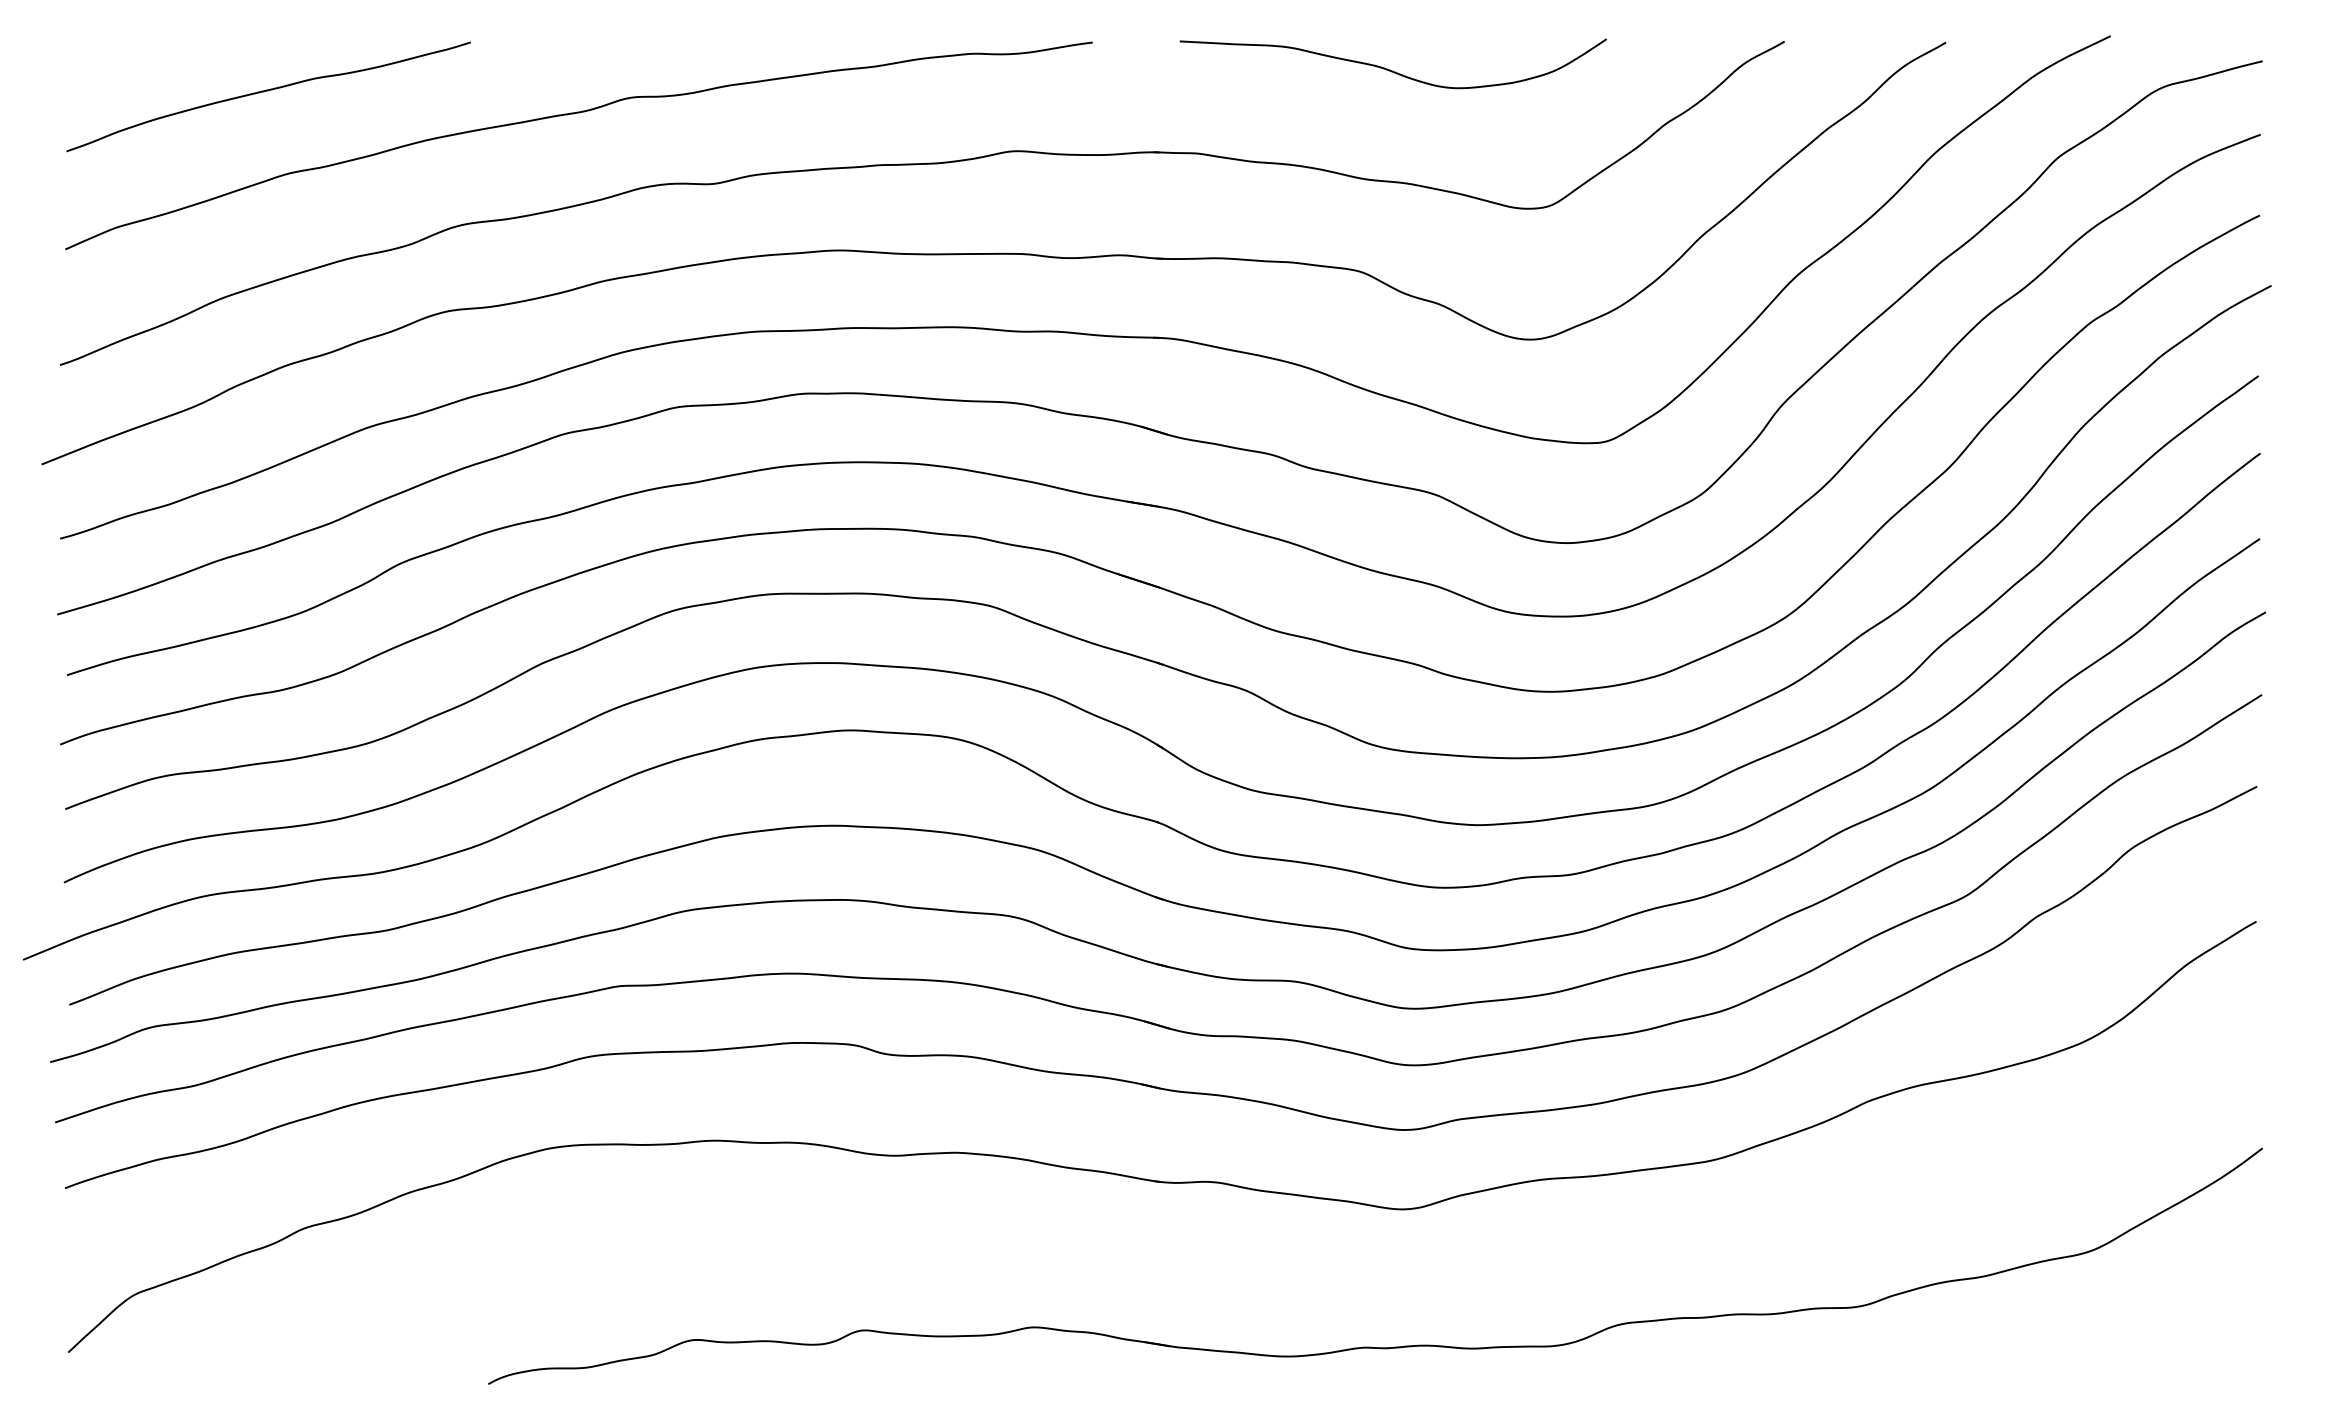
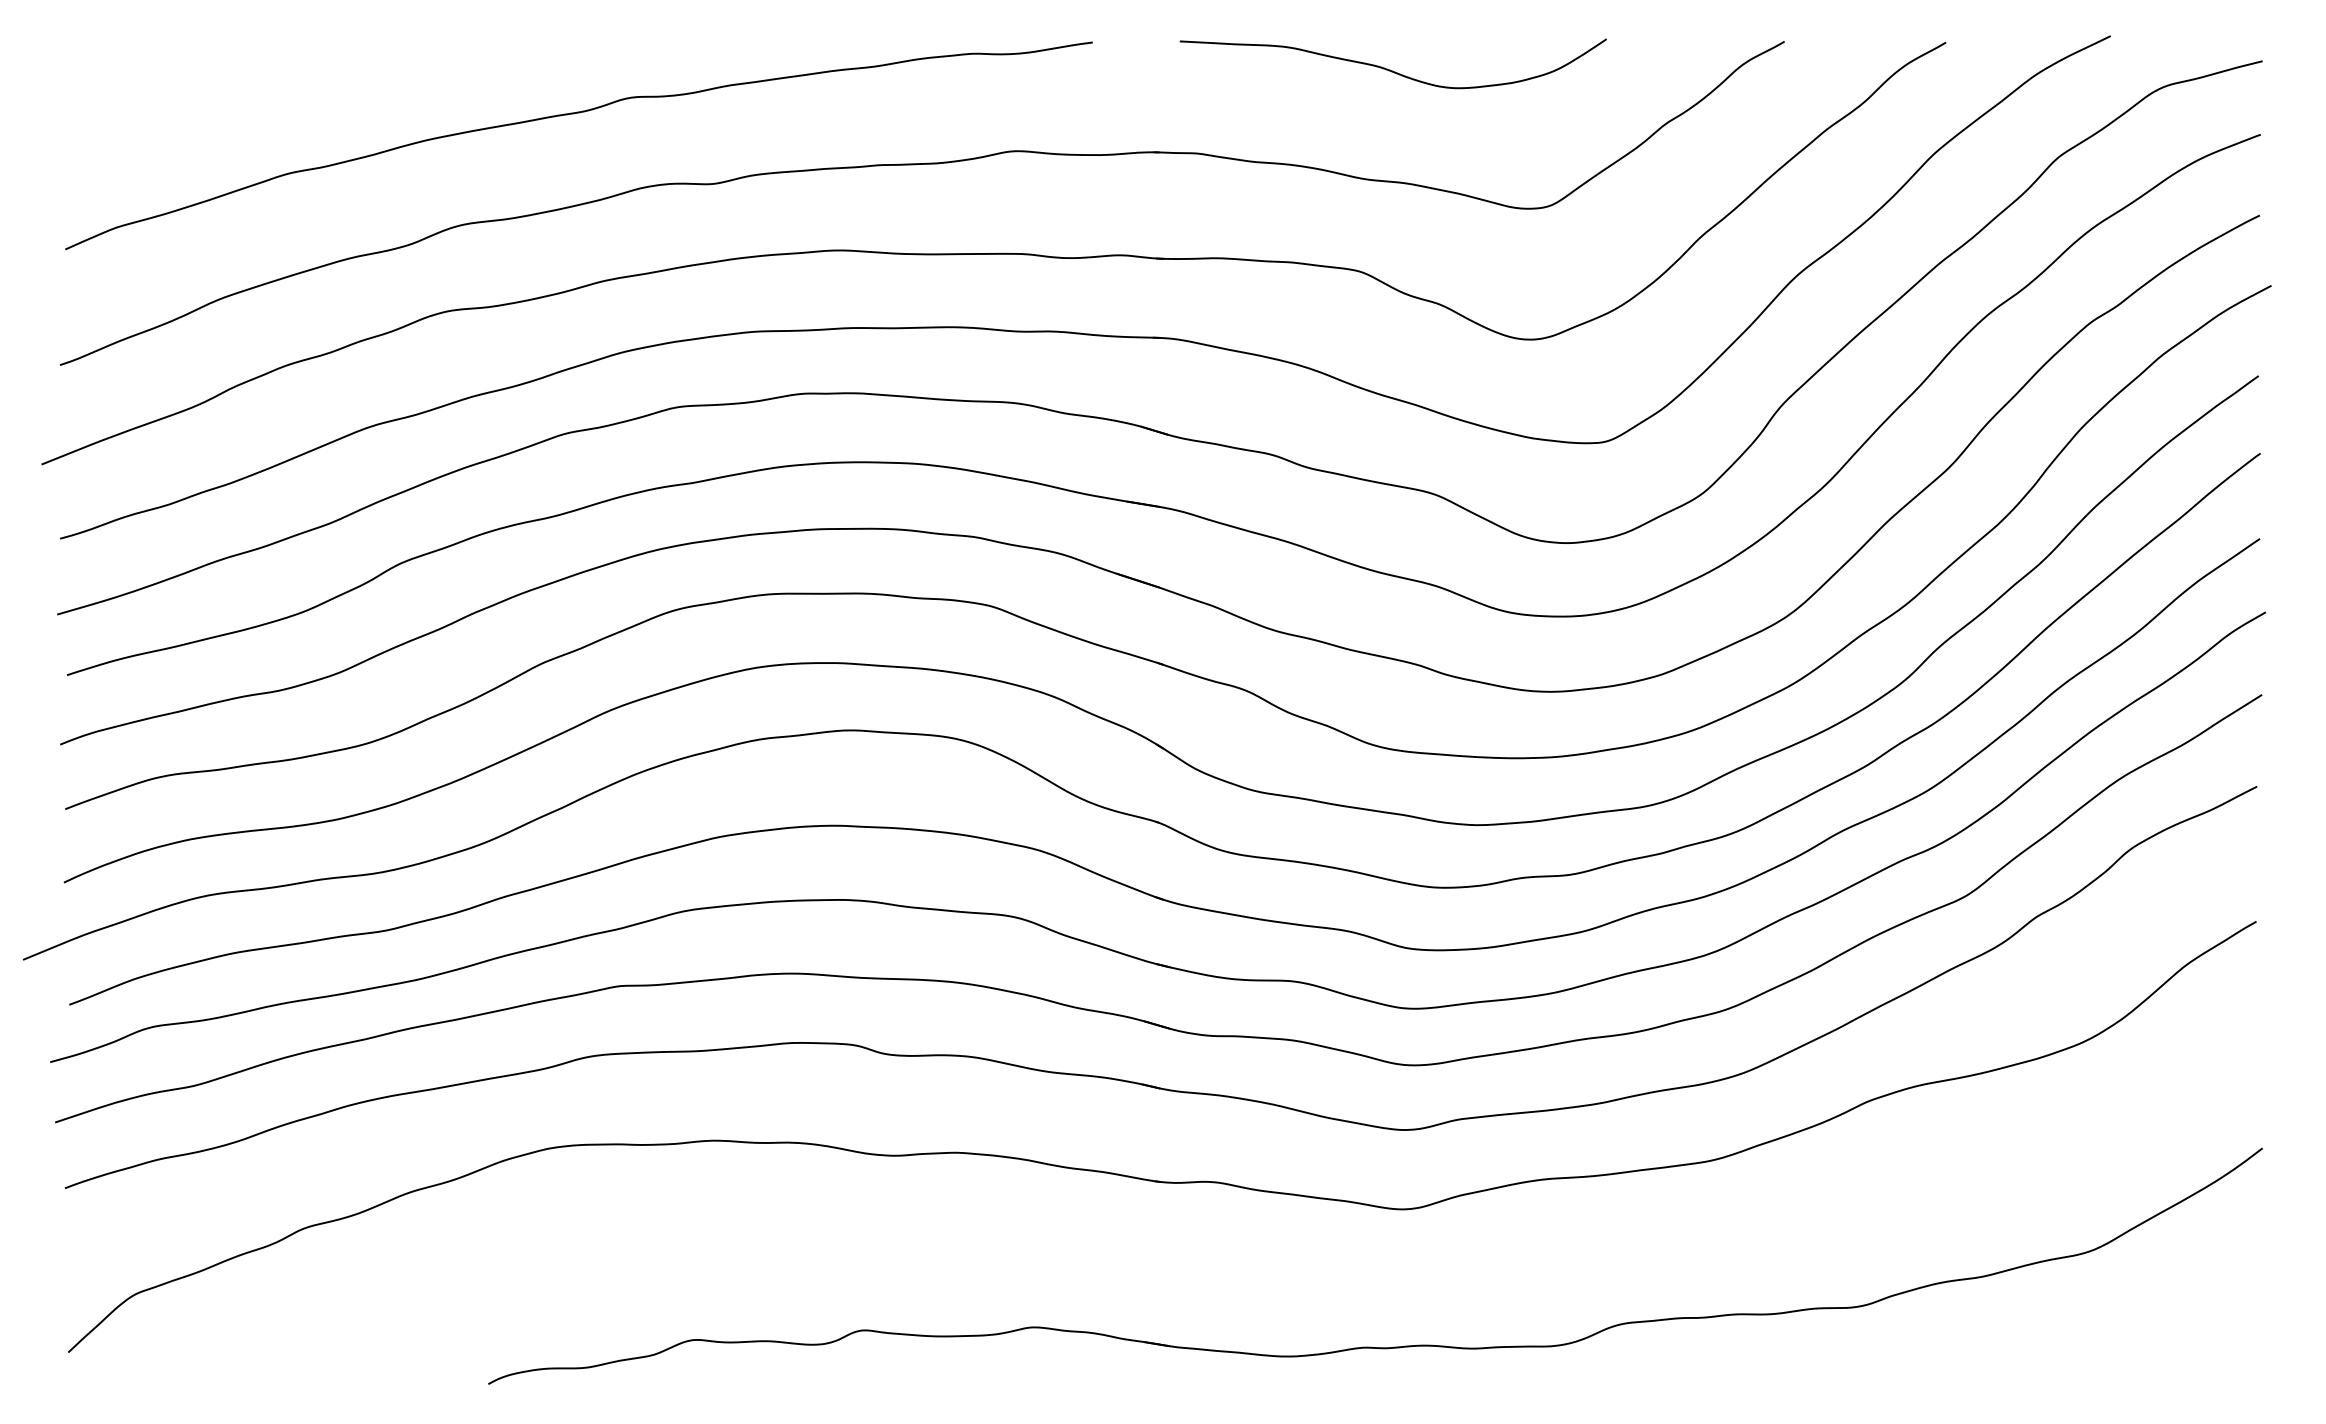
curve: present -> none (268, 91)
